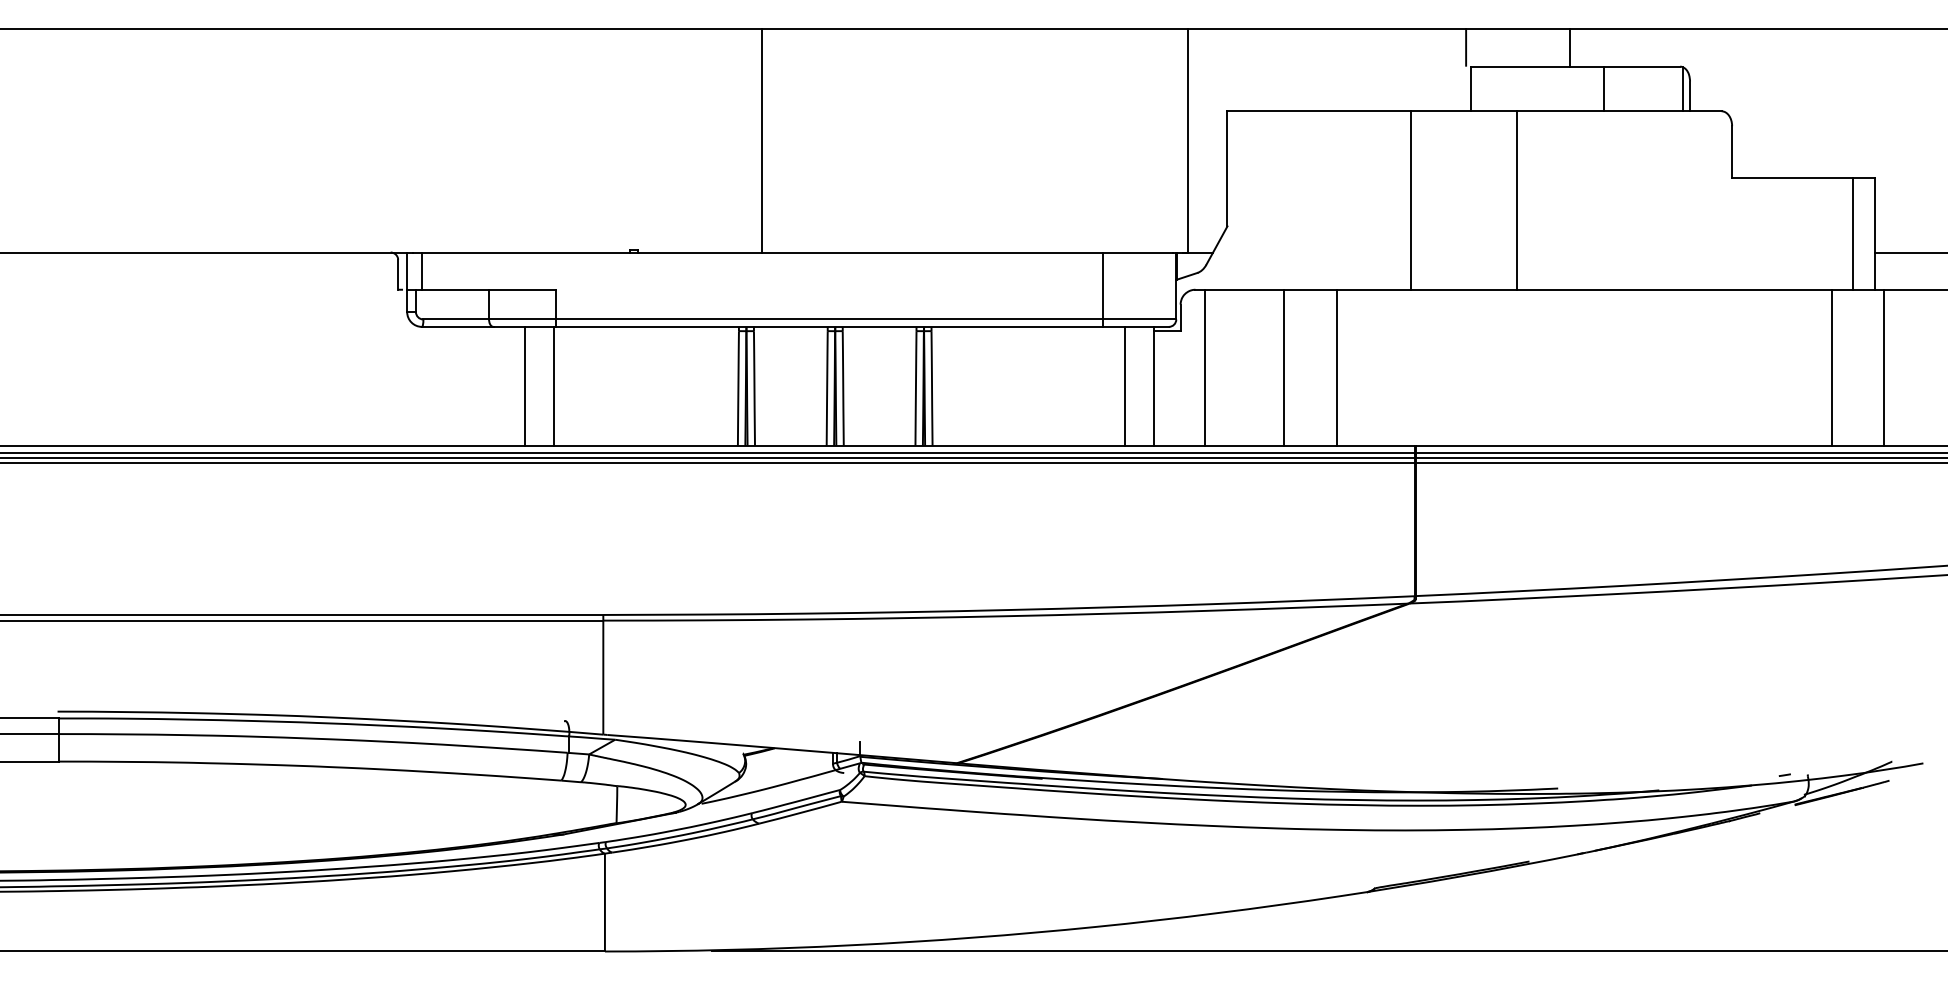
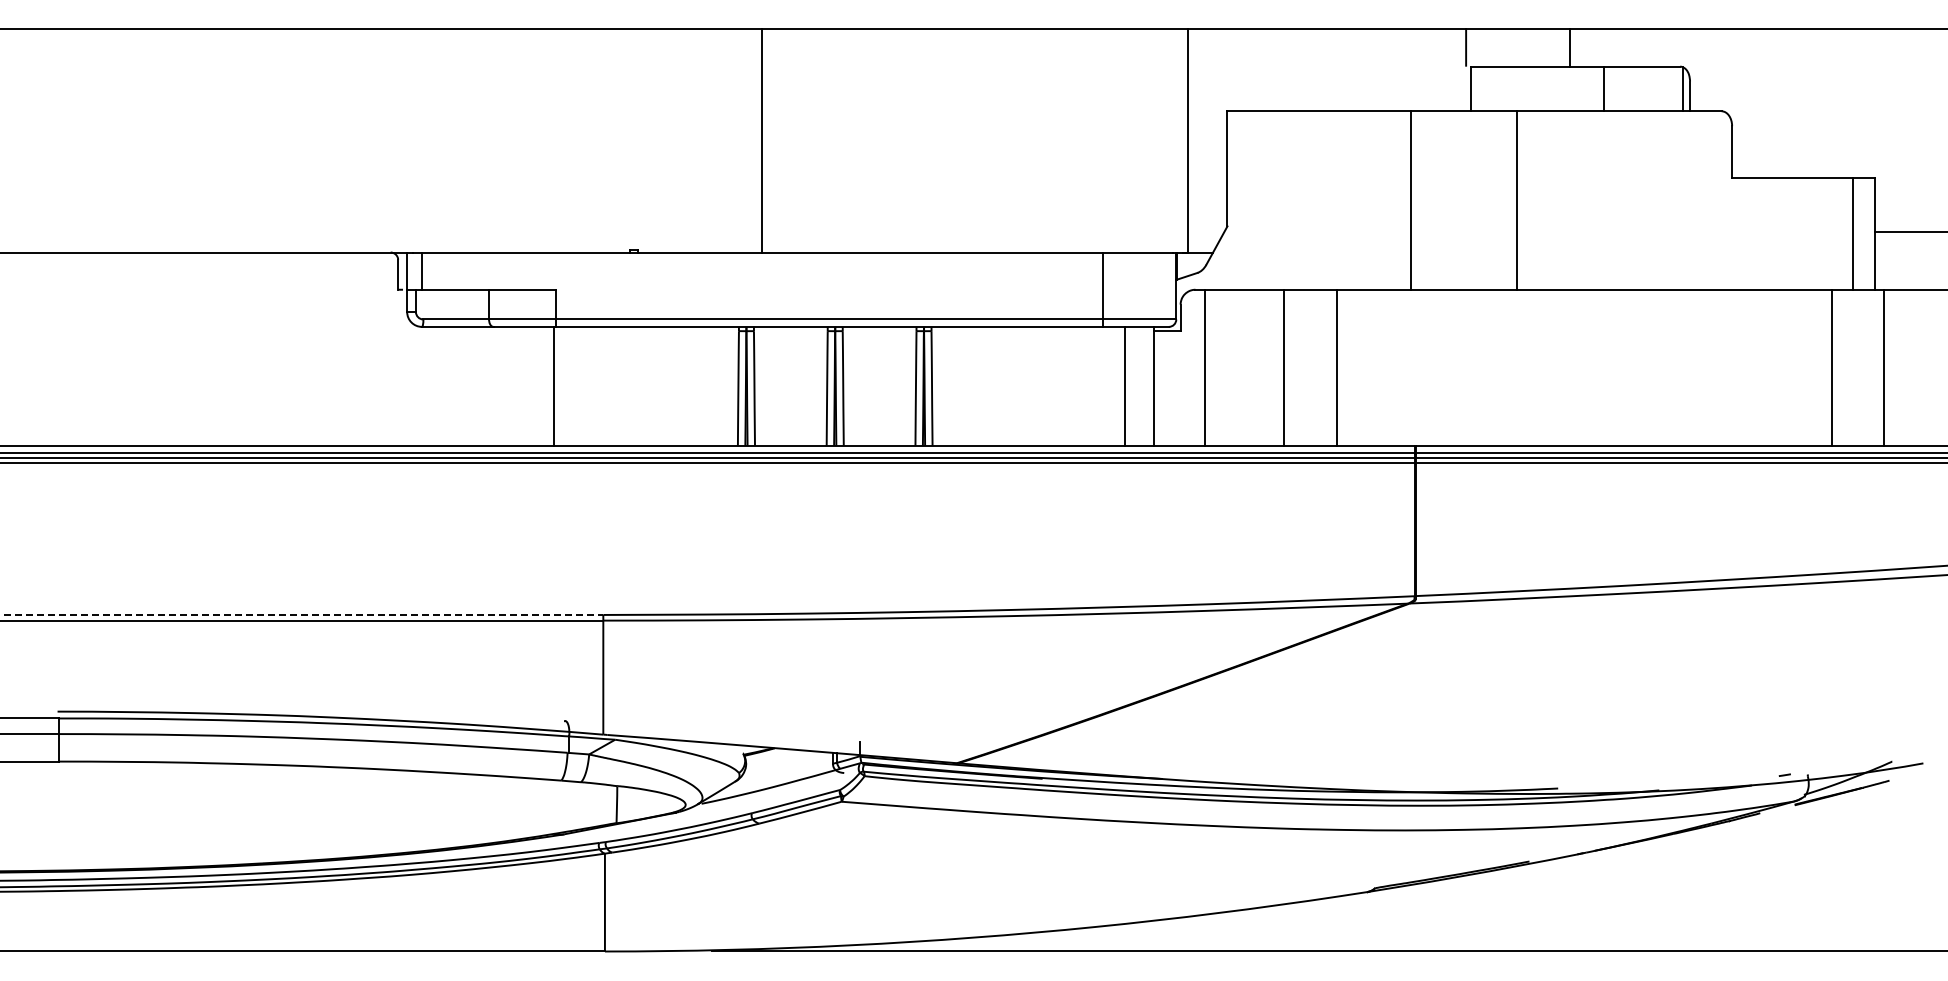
line position: (1909, 252) -> (1909, 231) (1909, 231)
line: present -> none (524, 385)
line: solid -> dashed (302, 614)
